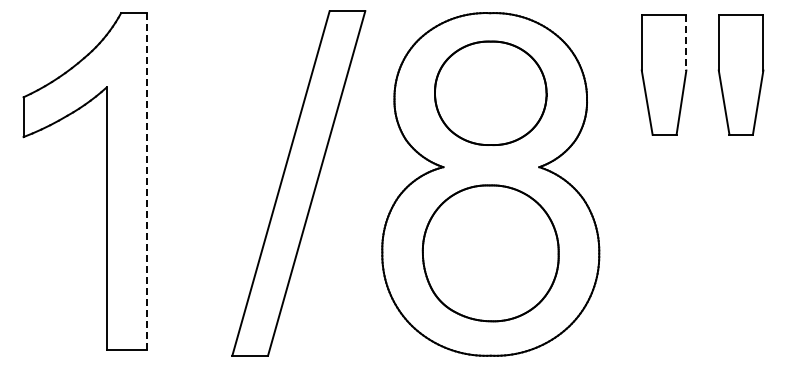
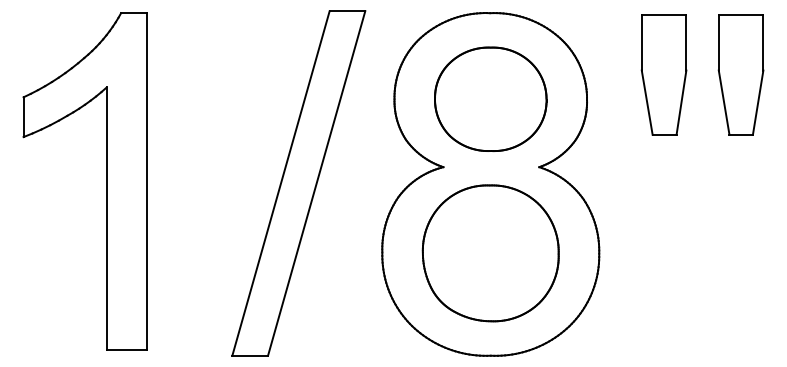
line: dashed -> solid (686, 42)
part position: (490, 92) -> (490, 98) (490, 98)
line: dashed -> solid (147, 181)
